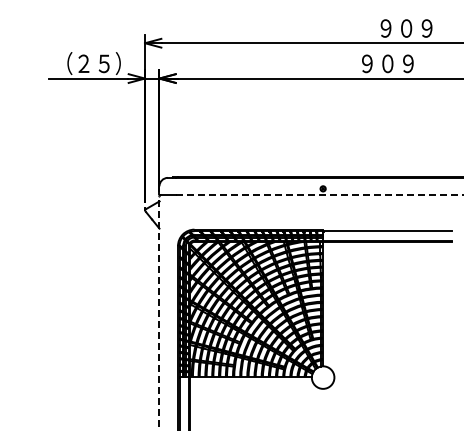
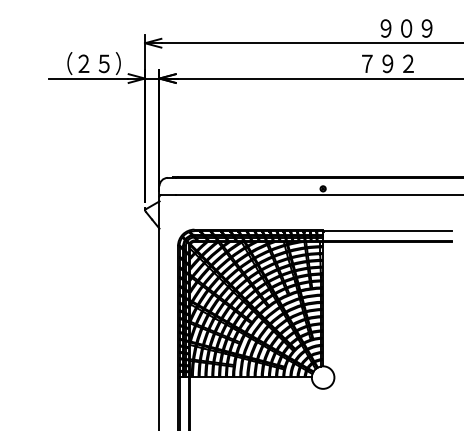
text: ９０９ -> ７９２ (387, 63)
line: dashed -> solid (320, 195)
line: dashed -> solid (159, 313)
